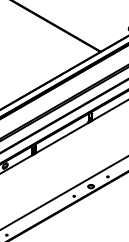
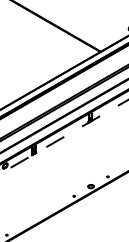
line: solid -> dashed (64, 136)
line: present -> none (63, 193)
